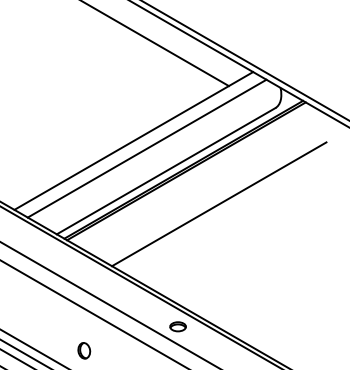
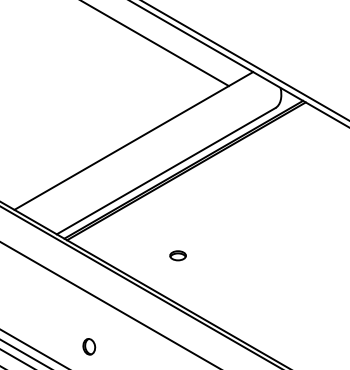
line: present -> none (146, 148)
line: present -> none (219, 204)
line: present -> none (93, 313)
part position: (177, 326) -> (177, 255) (177, 255)
part position: (84, 350) -> (89, 346) (89, 346)
